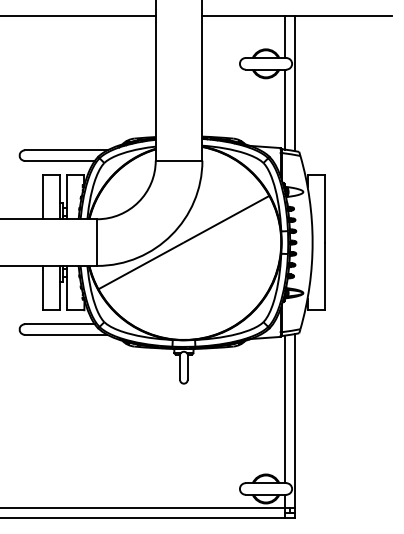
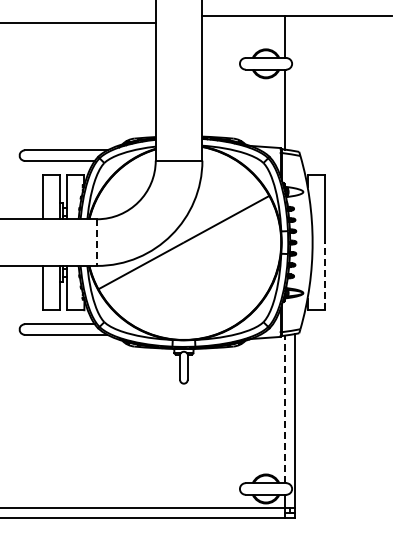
line position: (78, 16) -> (78, 23) (78, 23)
line: present -> none (295, 83)
line: solid -> dashed (97, 243)
line: solid -> dashed (324, 276)
line: solid -> dashed (285, 409)
